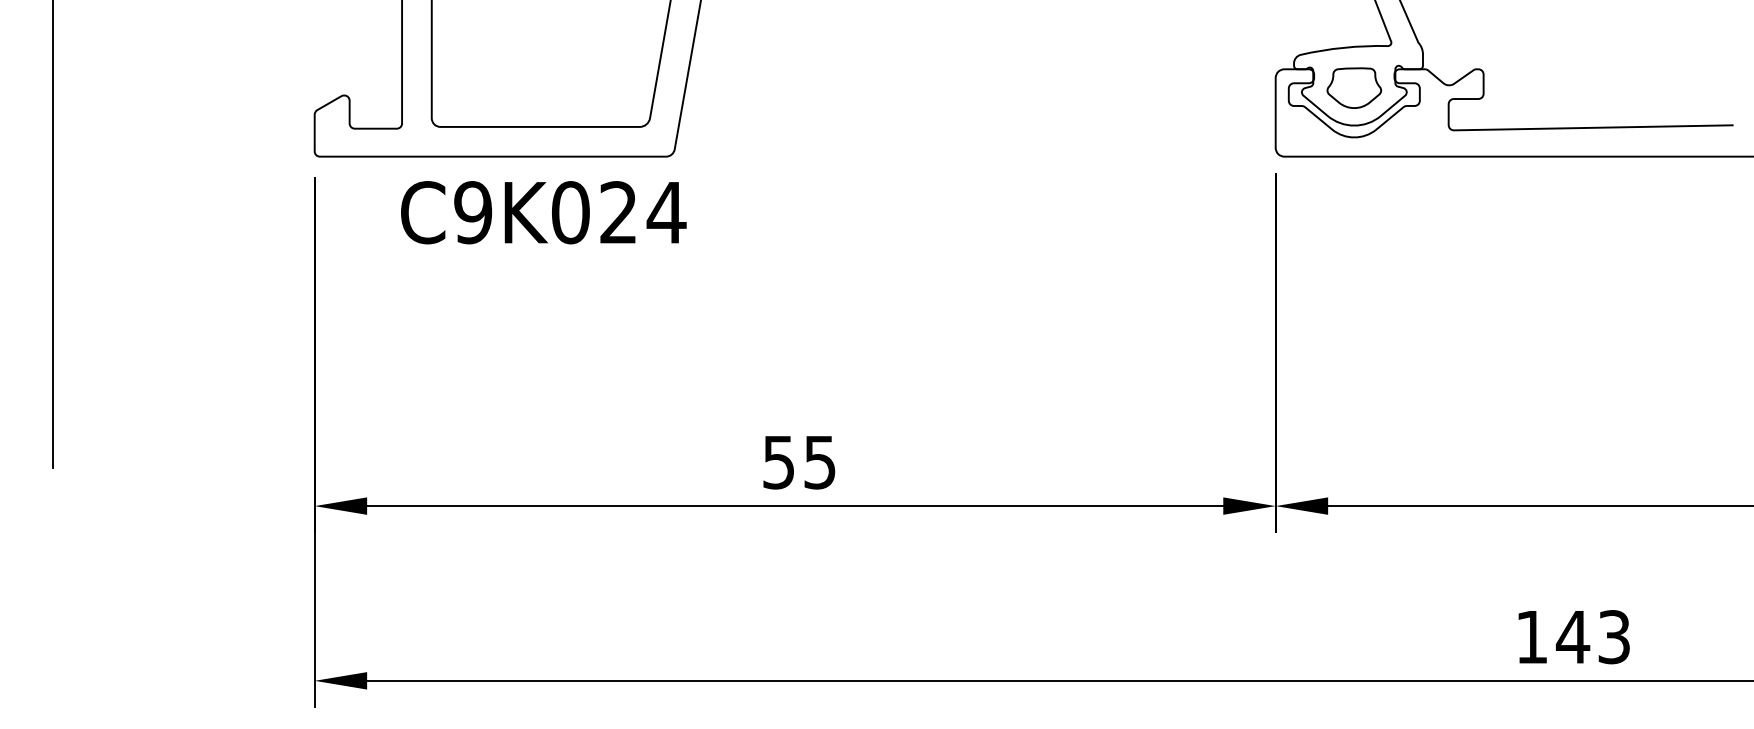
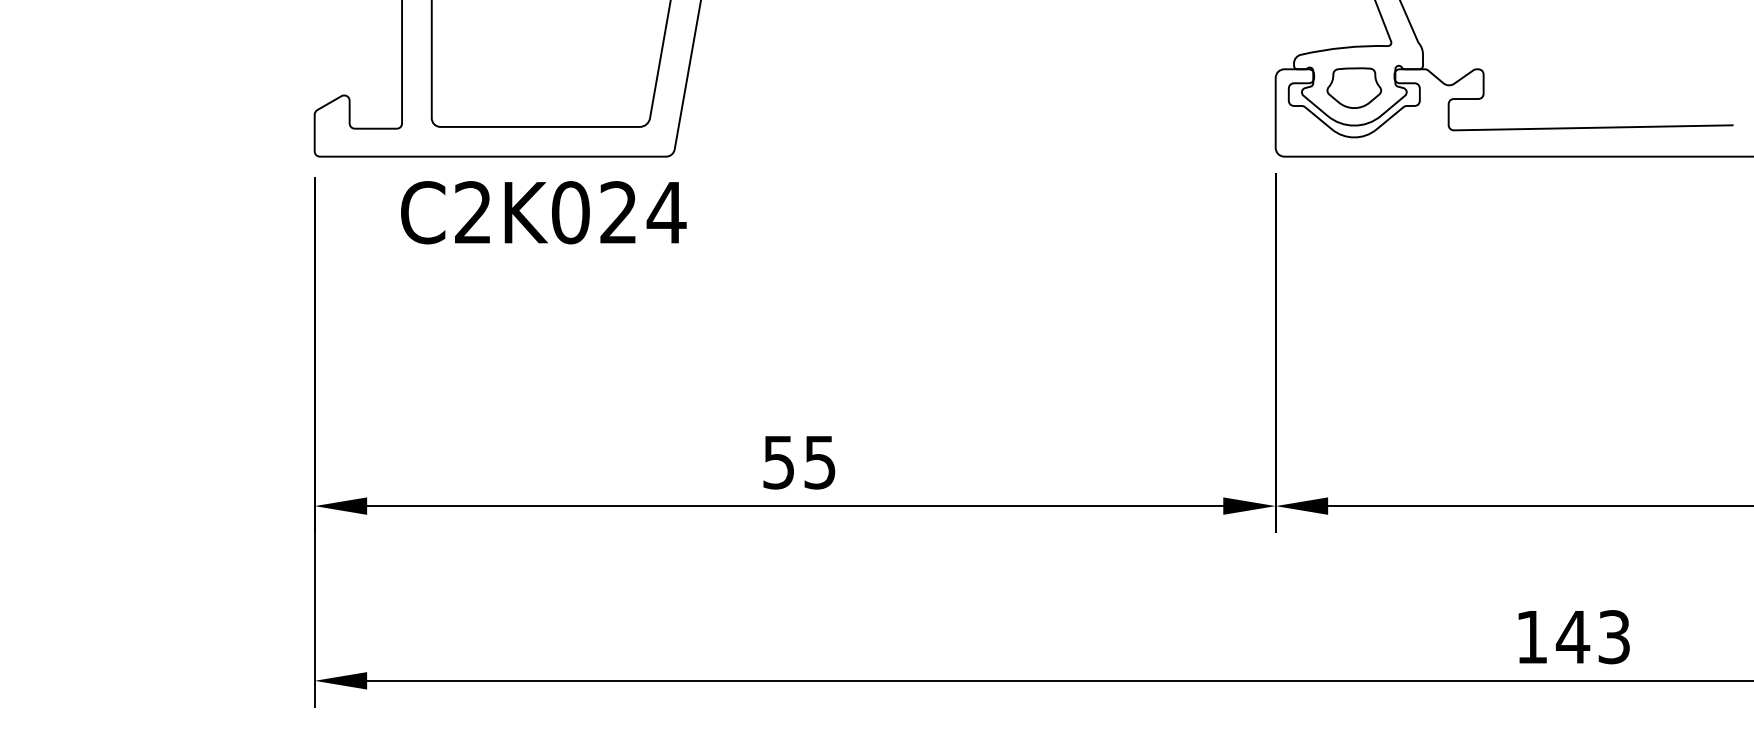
text: C9K024 -> C2K024 (473, 212)
line: present -> none (52, 235)
